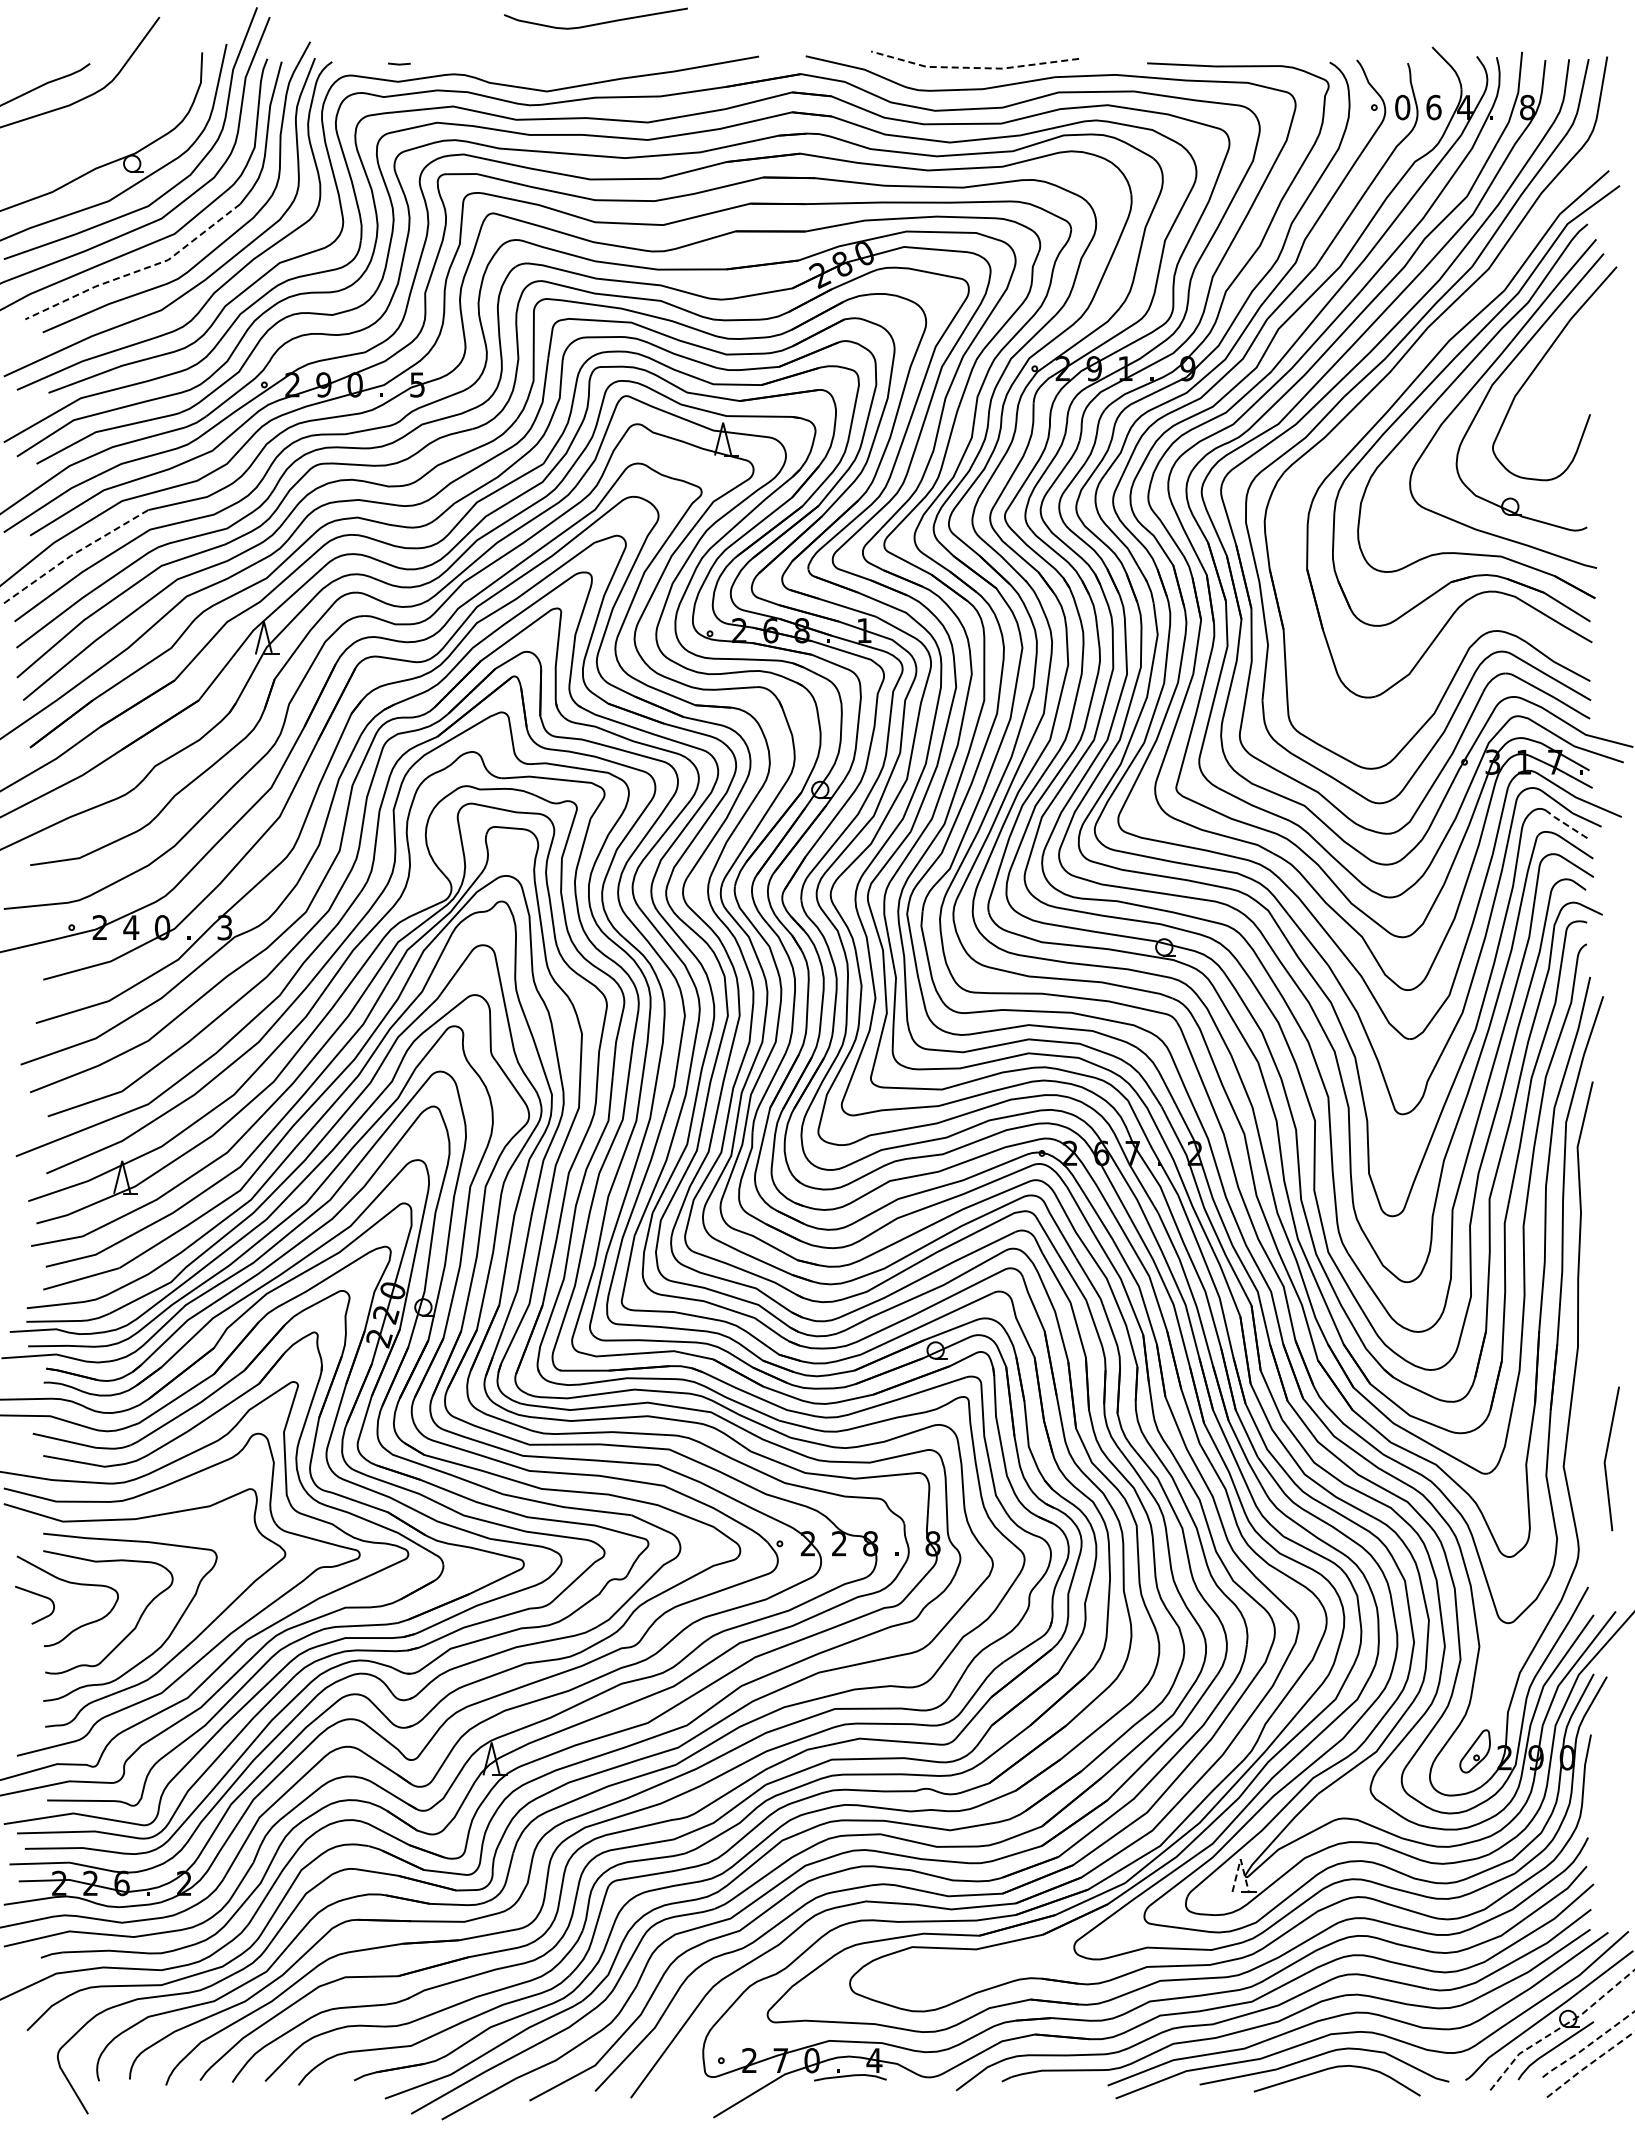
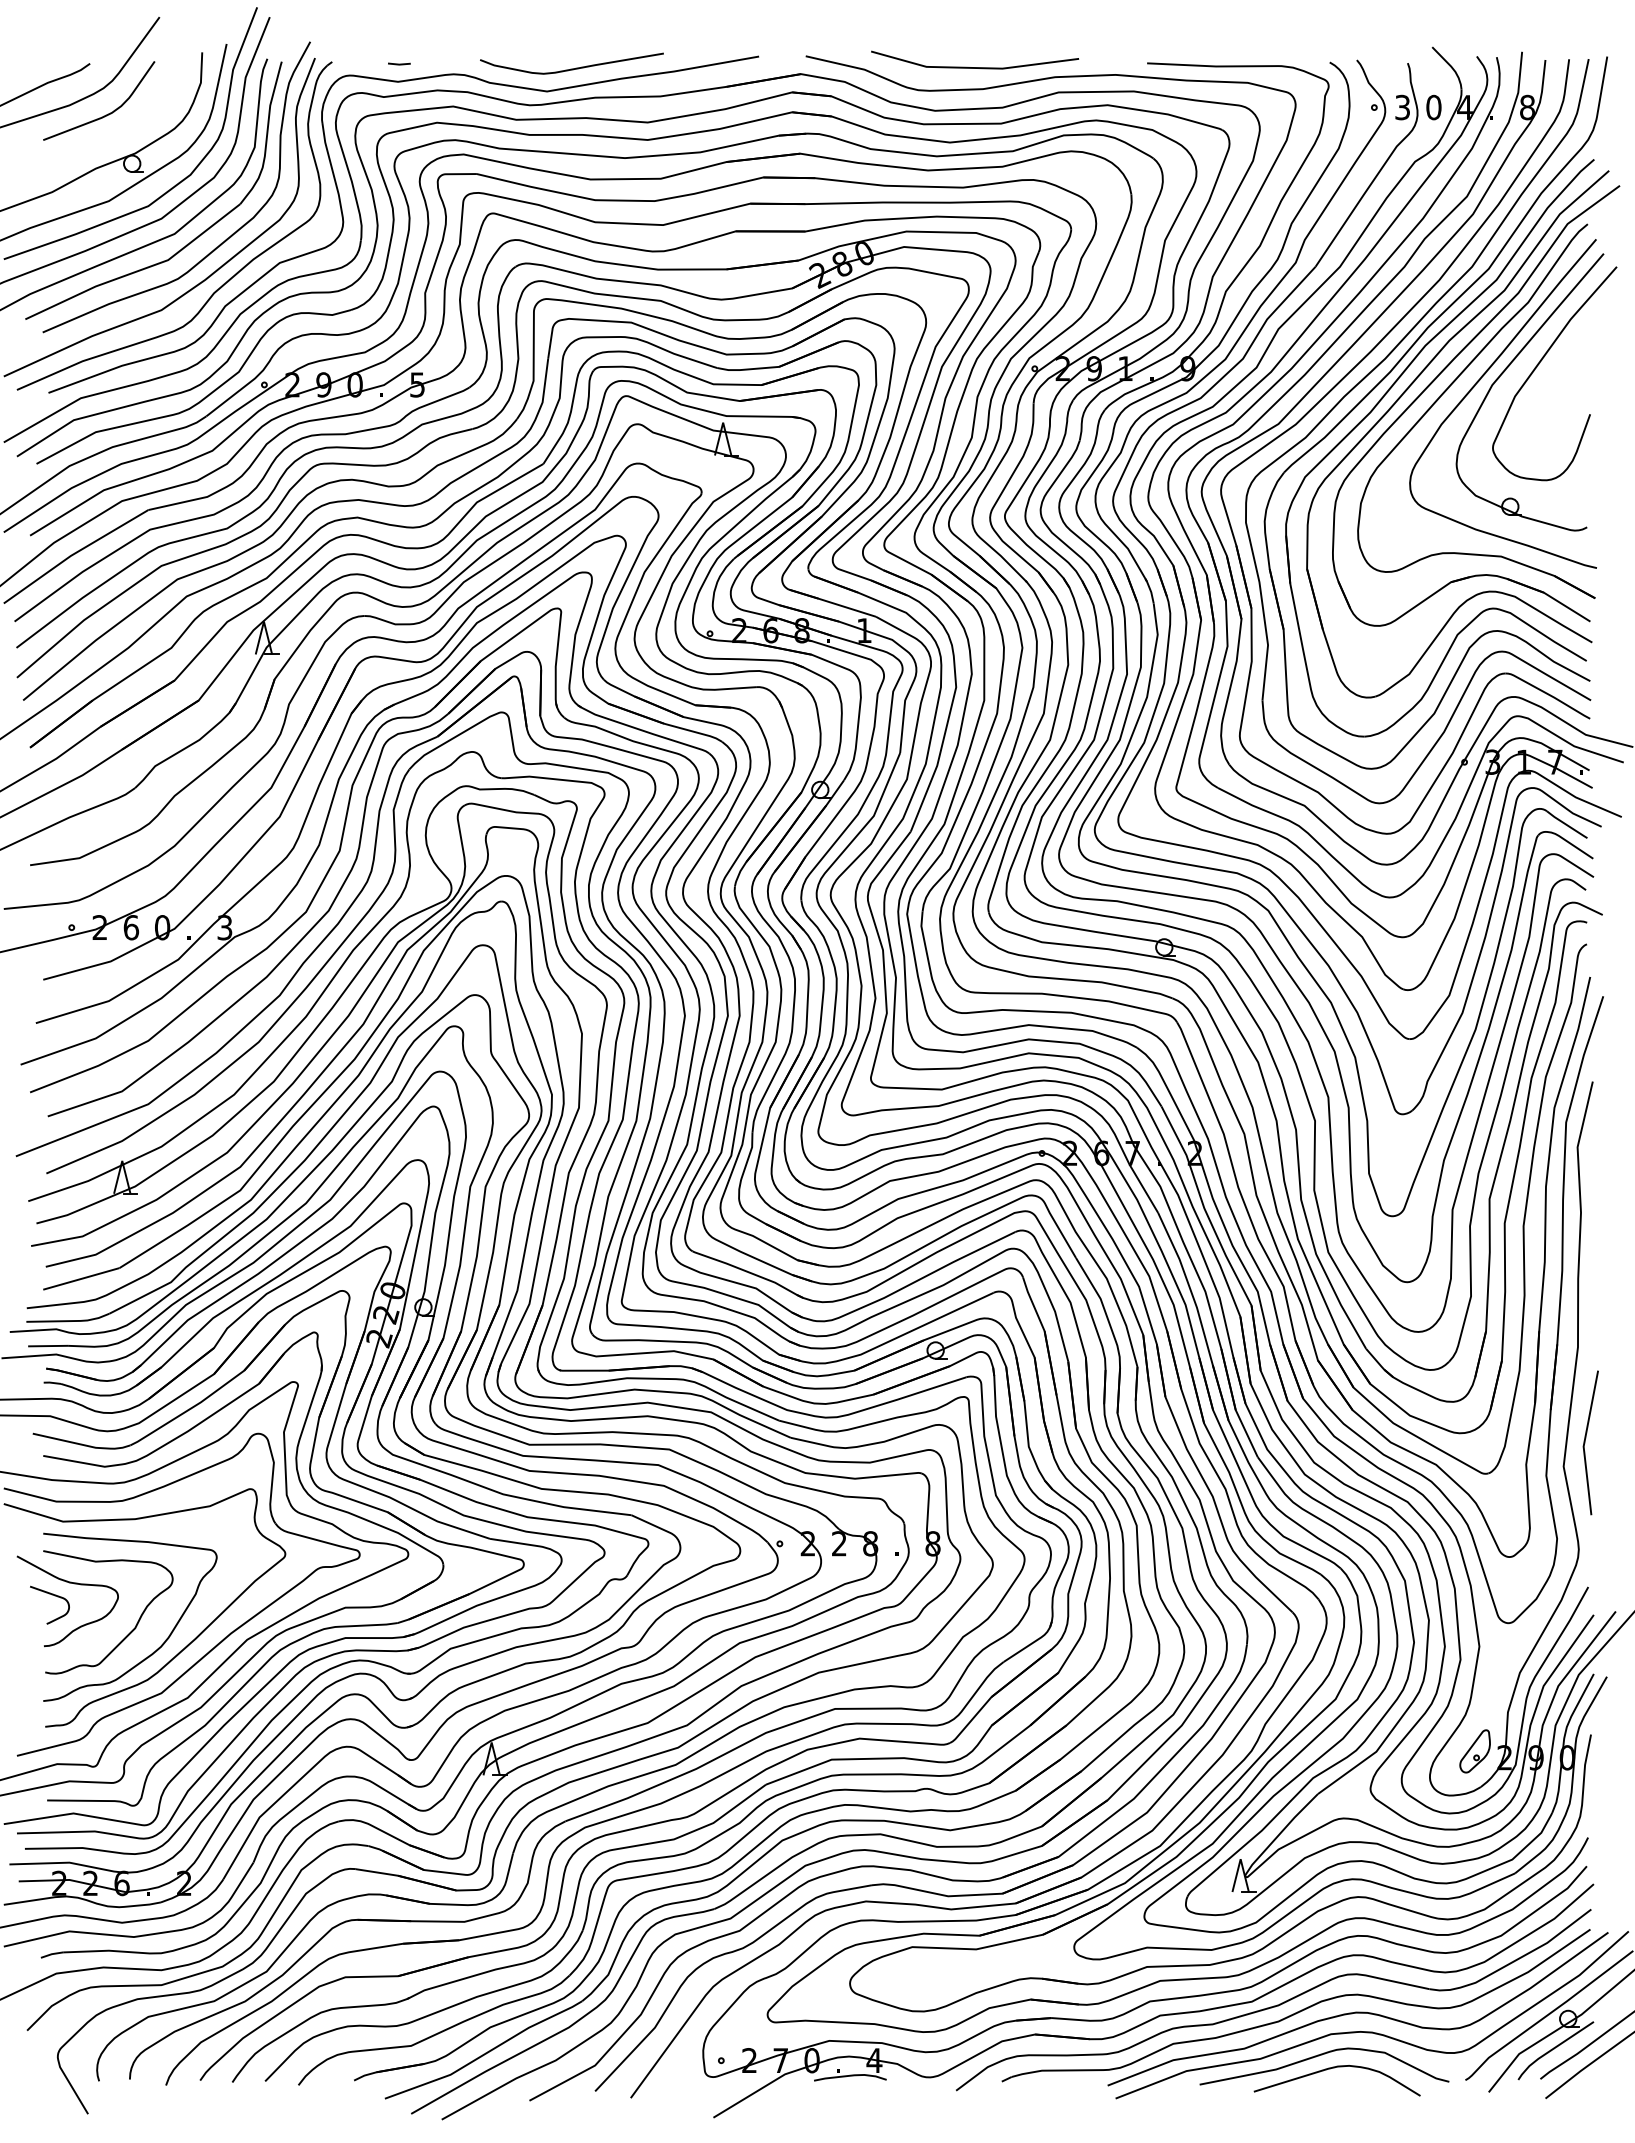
curve position: (595, 23) -> (571, 68) (571, 68)
line: dashed -> solid (973, 67)
text: 6 -> 0 (1433, 106)
text: 0 -> 3 (1402, 107)
curve: none -> present (106, 114)
line: dashed -> solid (138, 270)
part: none -> present (1379, 403)
line: dashed -> solid (73, 554)
line: dashed -> solid (1566, 824)
text: 4 -> 6 (131, 927)
line position: (1606, 1458) -> (1585, 1442) (1585, 1442)
curve position: (39, 1596) -> (54, 1596) (54, 1596)
line: dashed -> solid (1240, 1859)
line: dashed -> solid (1558, 2028)
line: dashed -> solid (1586, 2046)
line: dashed -> solid (1588, 2065)
